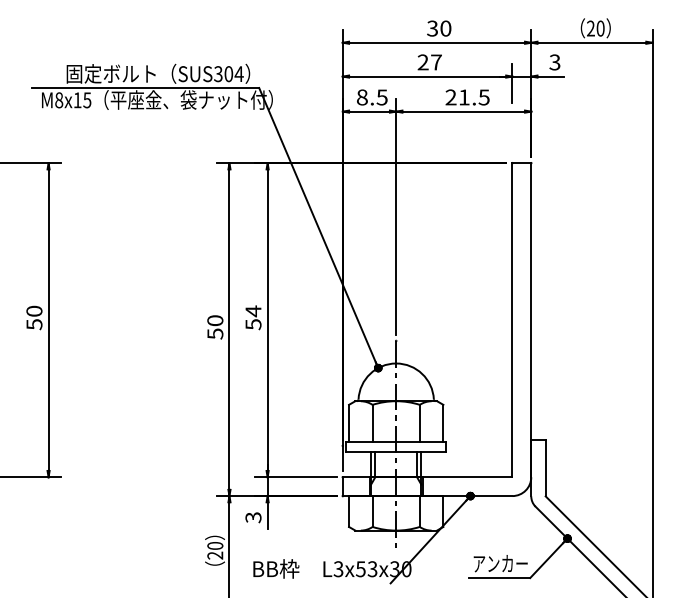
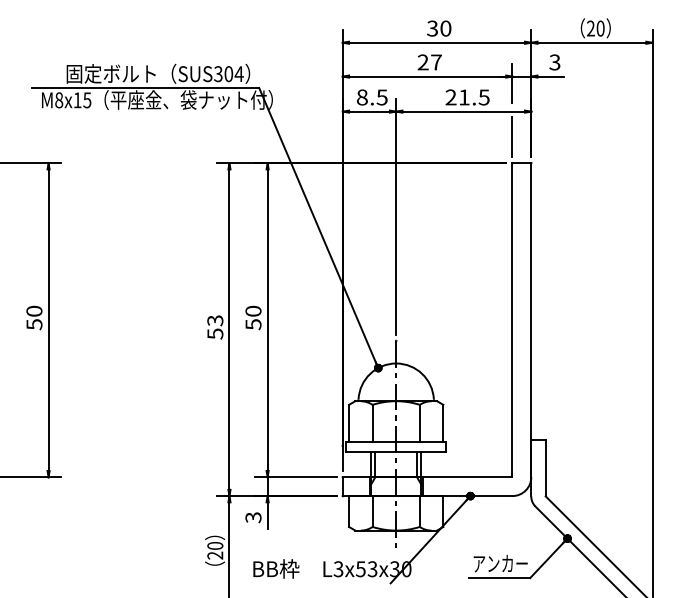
line: none -> present (512, 136)
text: 54 -> 50 (253, 311)
text: 50 -> 53 (215, 320)
